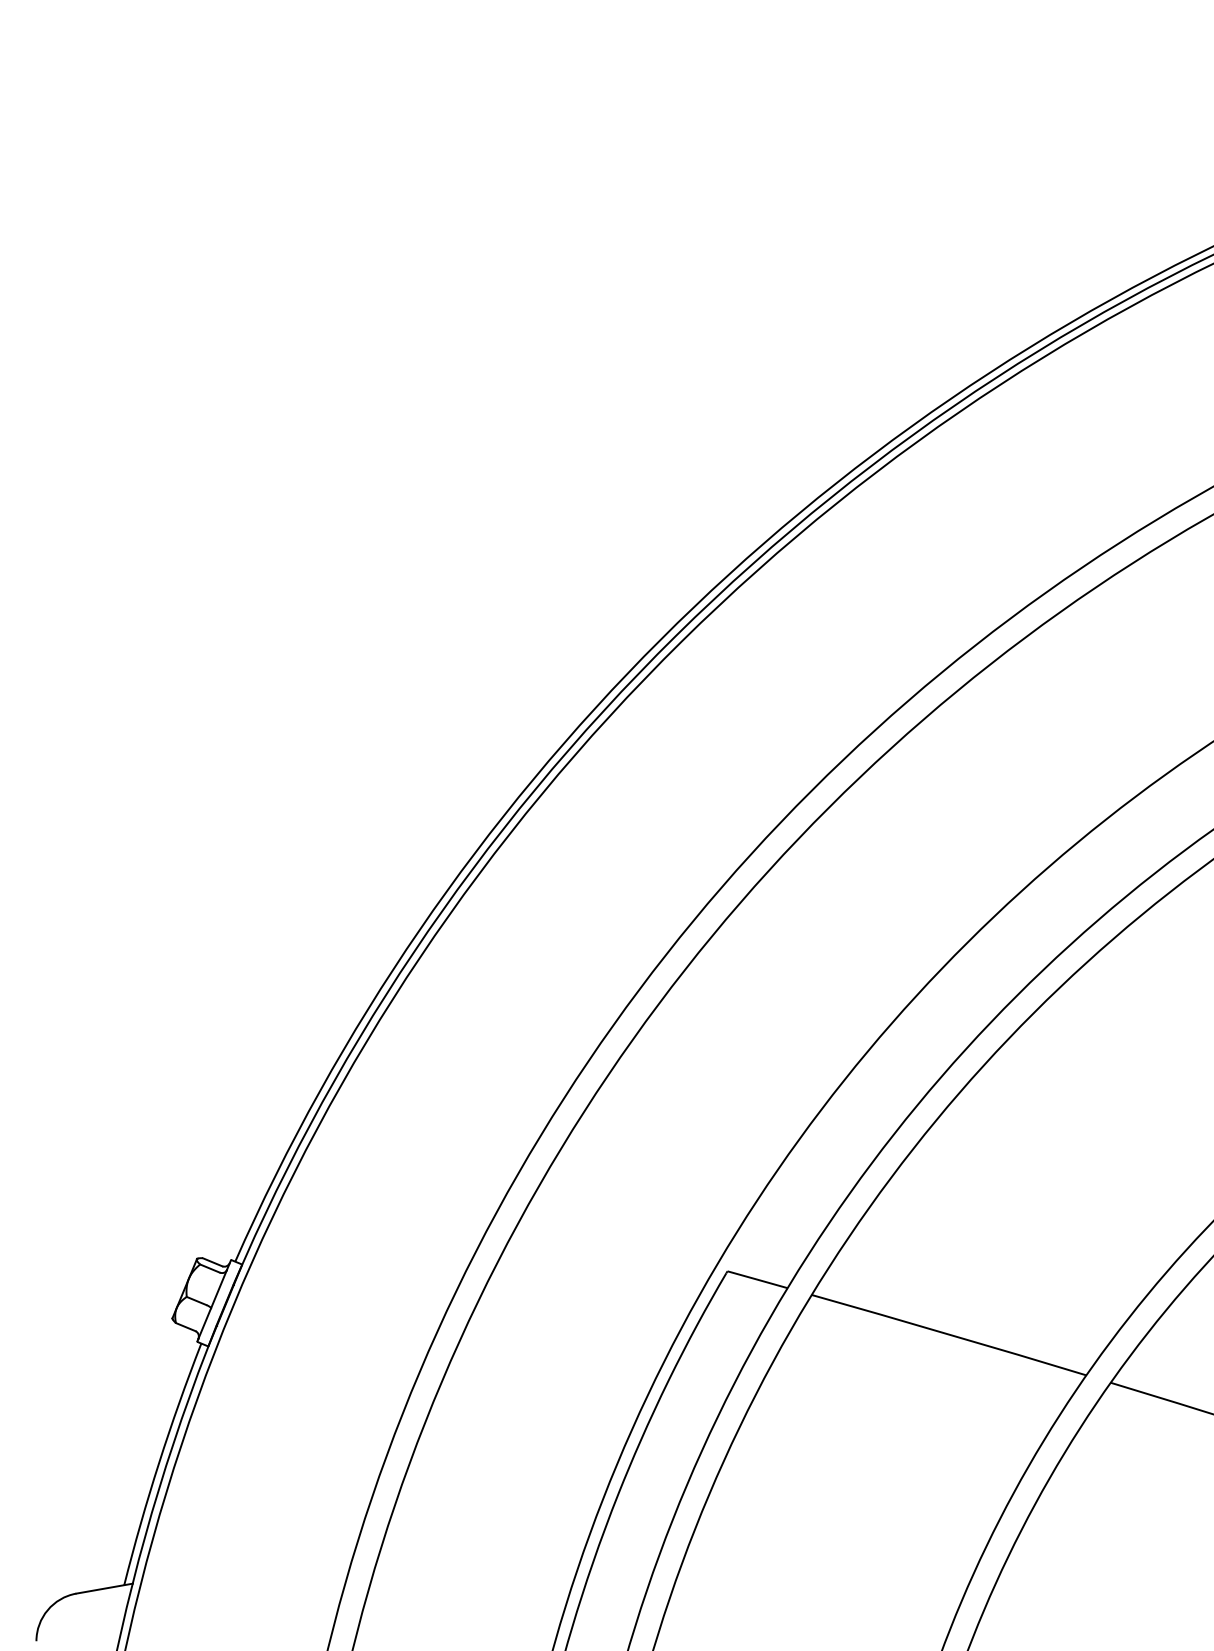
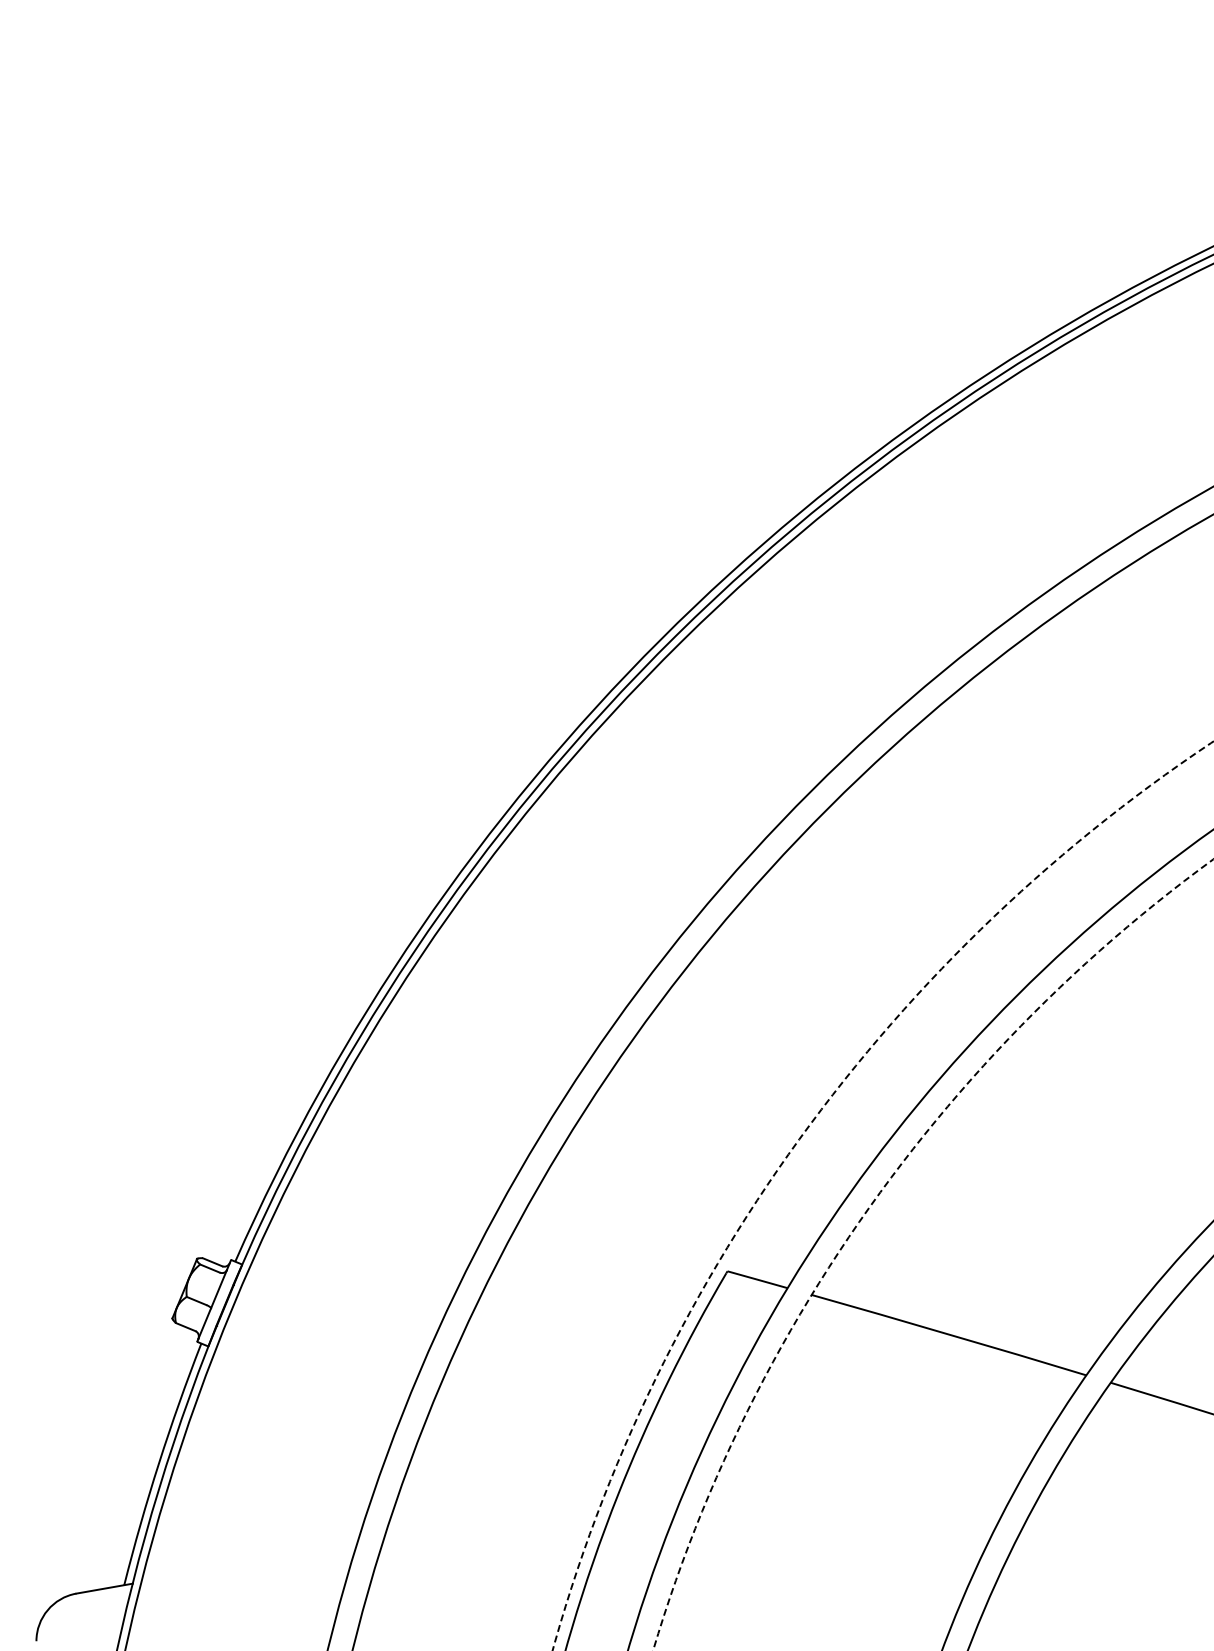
arc: solid -> dashed (802, 1134)
circle: solid -> dashed (933, 1254)
